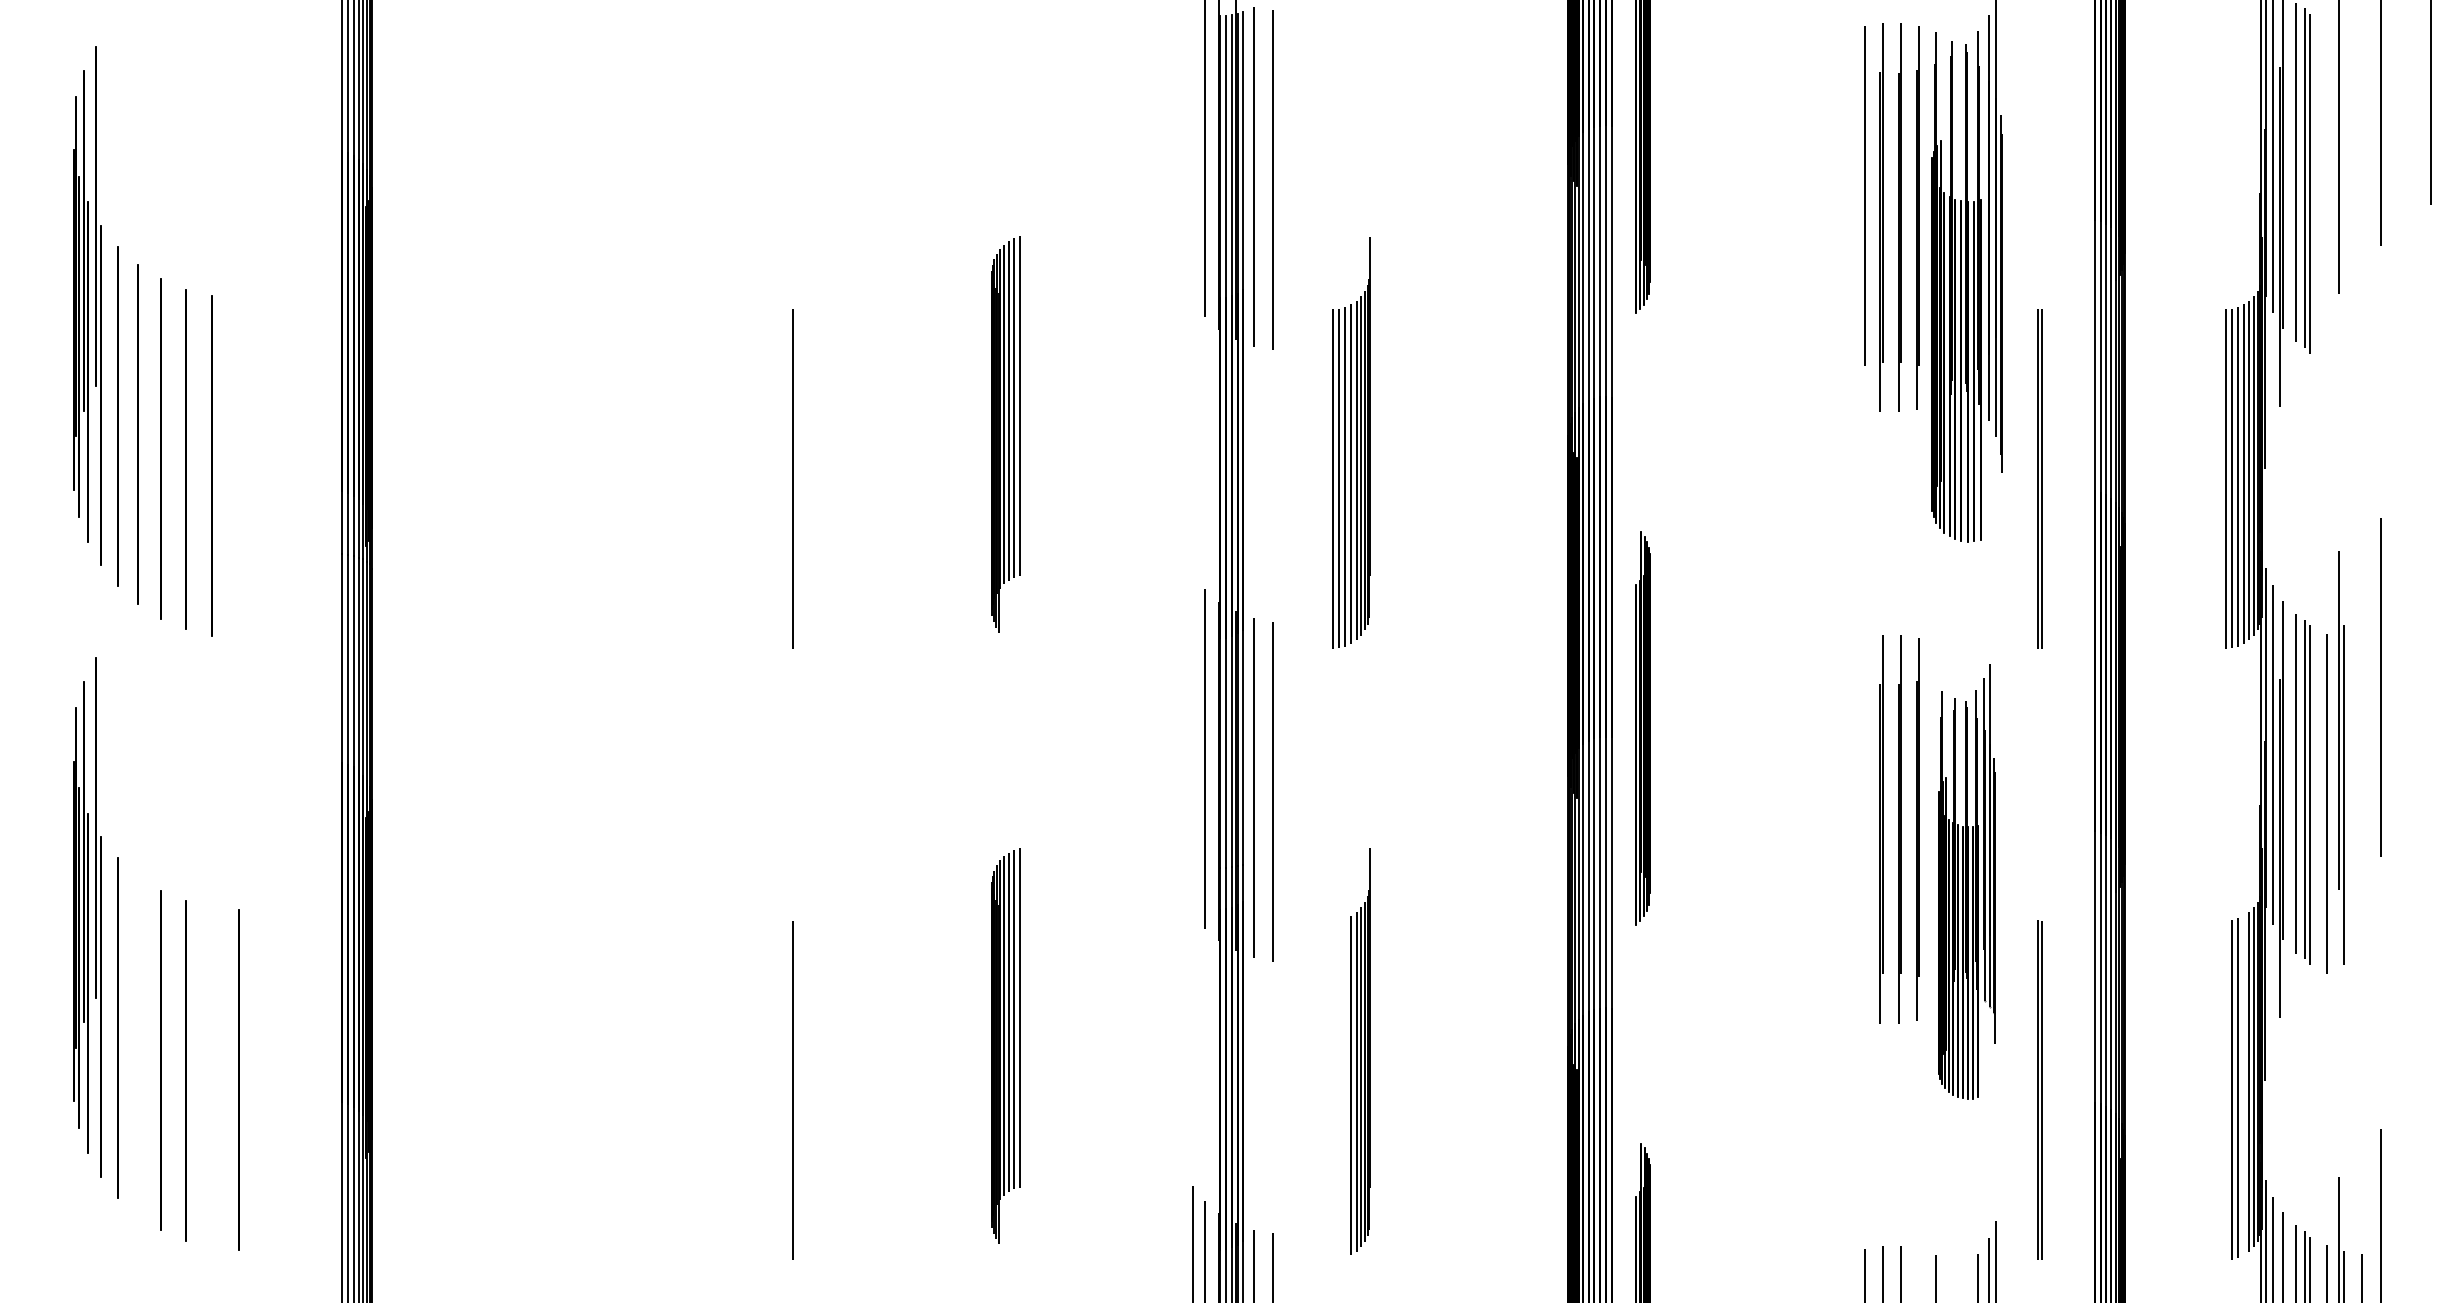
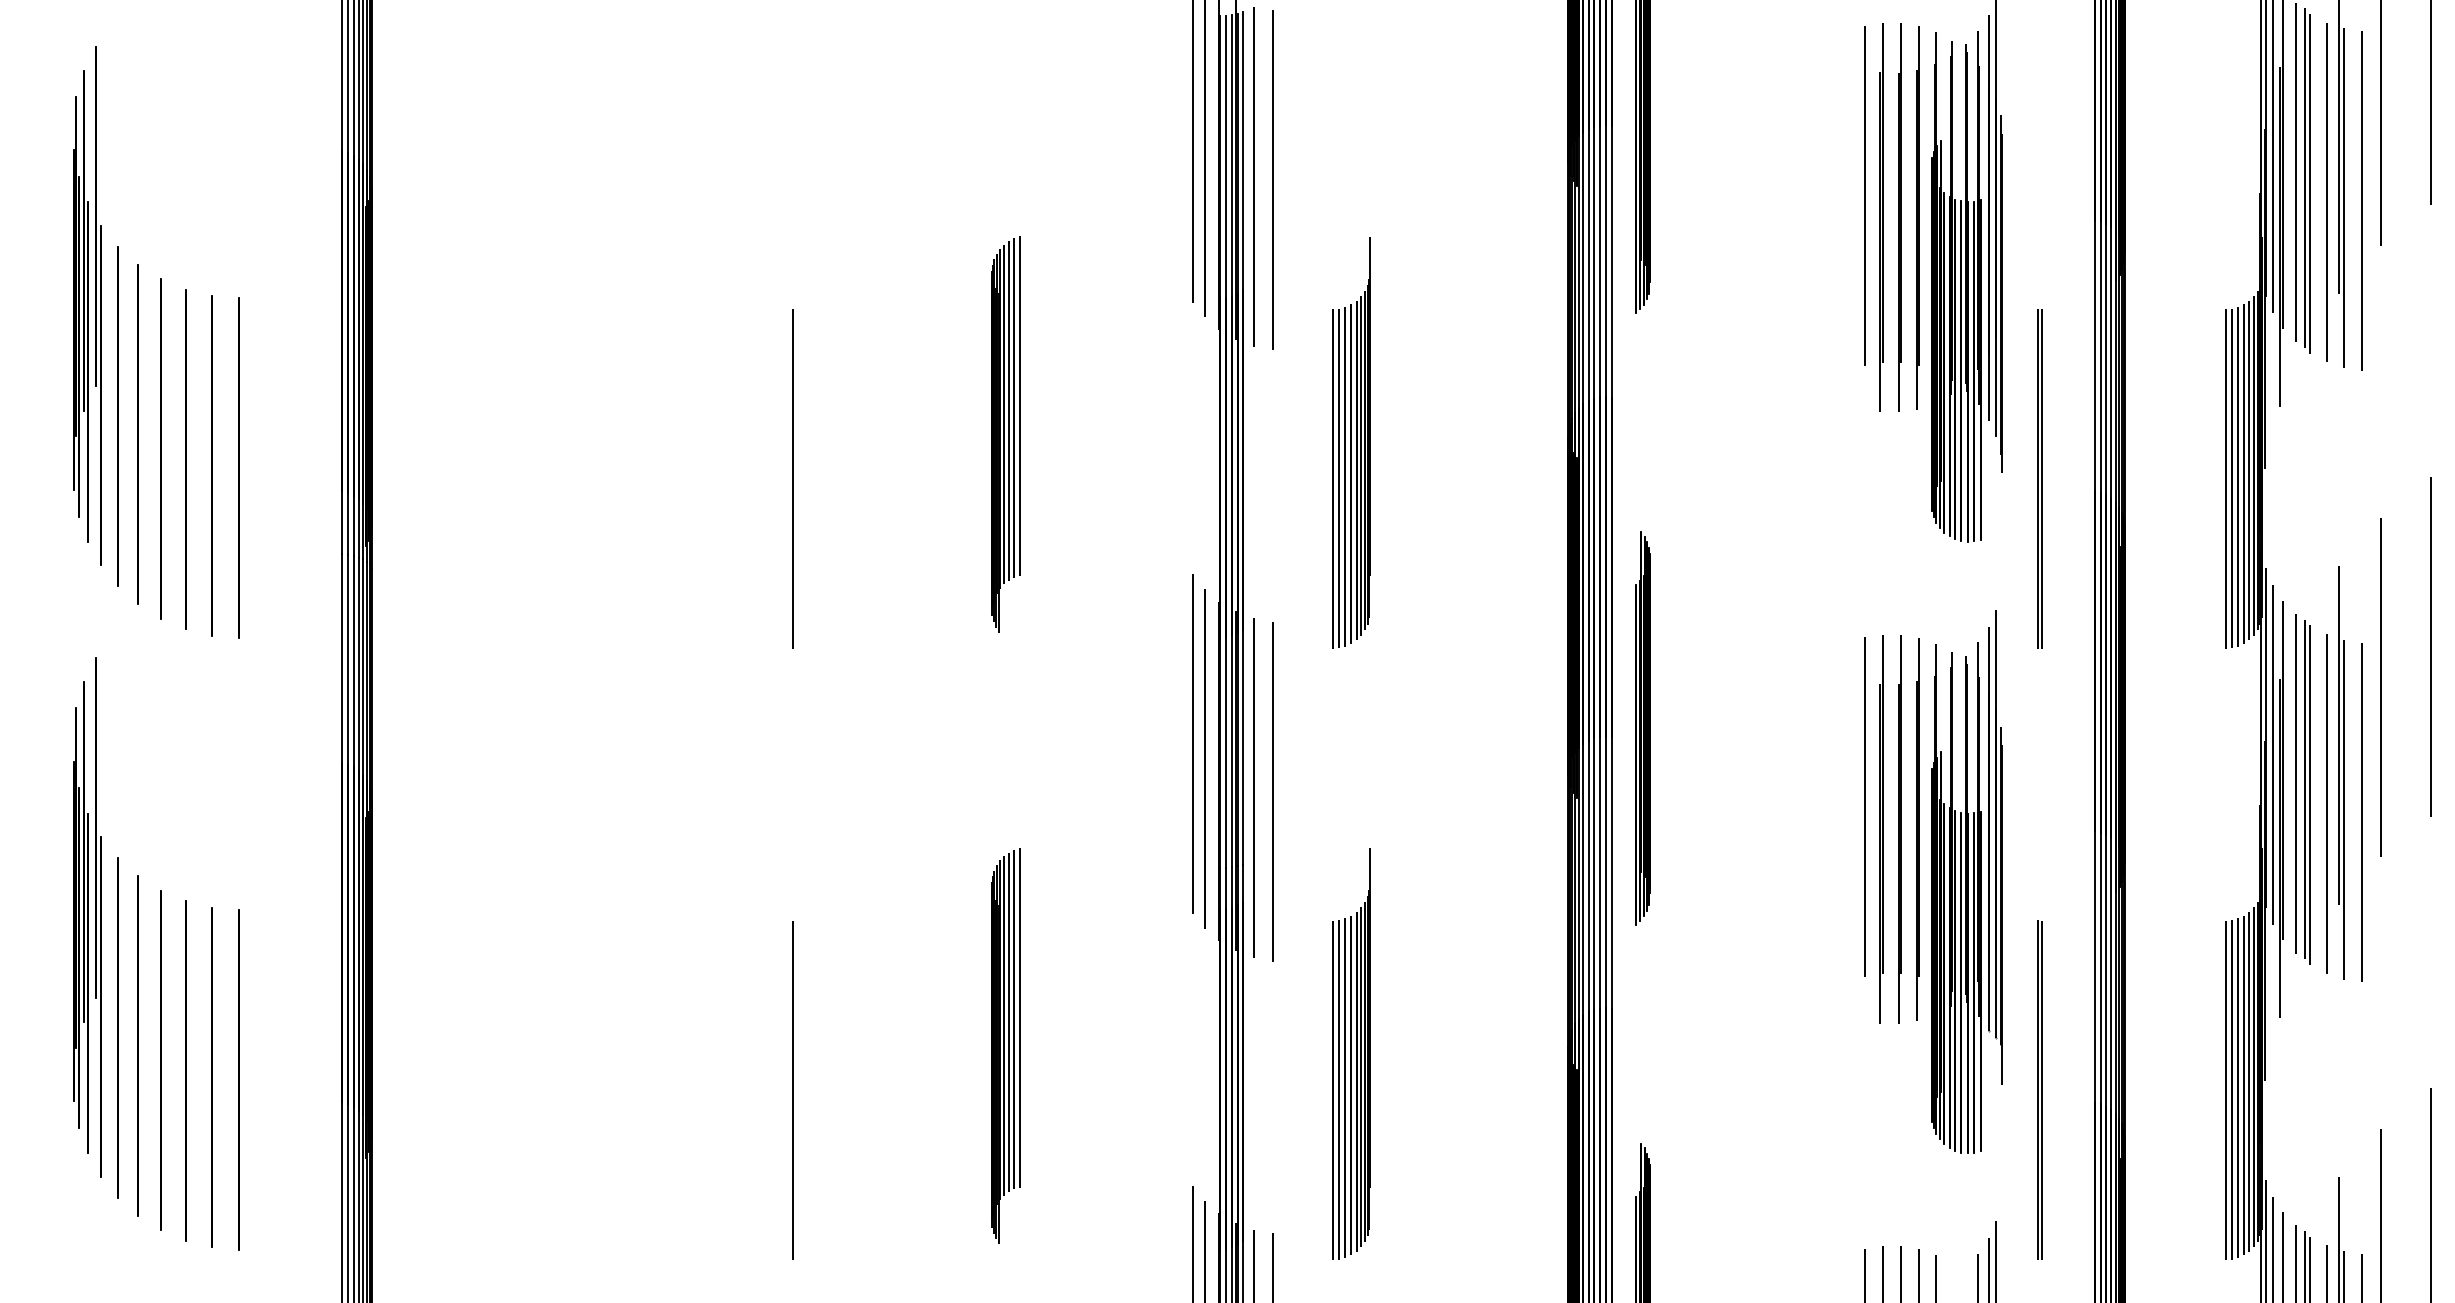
line: none -> present (1192, 152)
line: none -> present (2326, 192)
line: none -> present (2343, 198)
line: none -> present (2362, 200)
line: none -> present (238, 467)
line: none -> present (2430, 646)
line: none -> present (1192, 744)
part position: (2341, 757) -> (2341, 772) (2341, 772)
line: none -> present (1864, 806)
line: none -> present (2362, 812)
part size: 58x436 px -> 72x544 px (1966, 881)
line: none -> present (137, 1045)
line: none -> present (211, 1077)
line: none -> present (2243, 1085)
line: none -> present (1345, 1088)
line: none -> present (1339, 1089)
line: none -> present (1332, 1090)
line: none -> present (2225, 1090)
line: none -> present (2430, 1193)
line: none -> present (1918, 1274)
